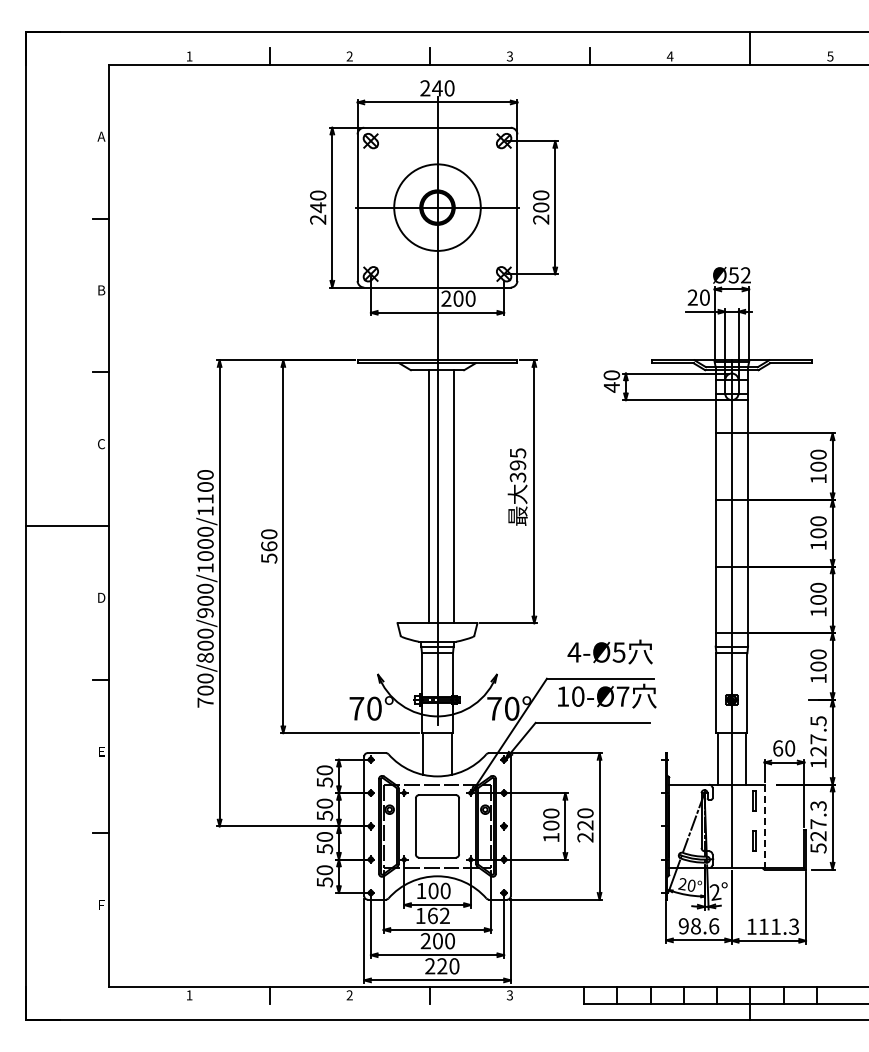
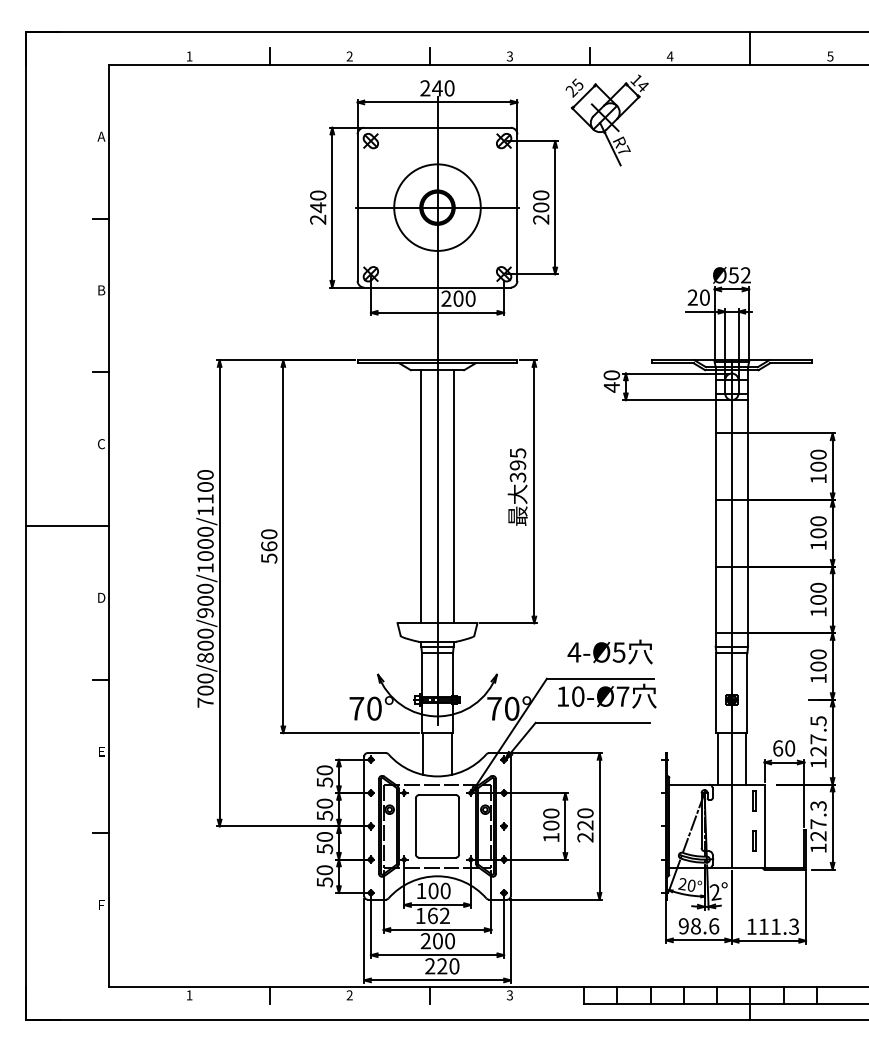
part: none -> present (606, 120)
line position: (429, 496) -> (421, 496) (421, 496)
line: dashed -> solid (764, 826)
text: 527.3 -> 127.3 (818, 848)
